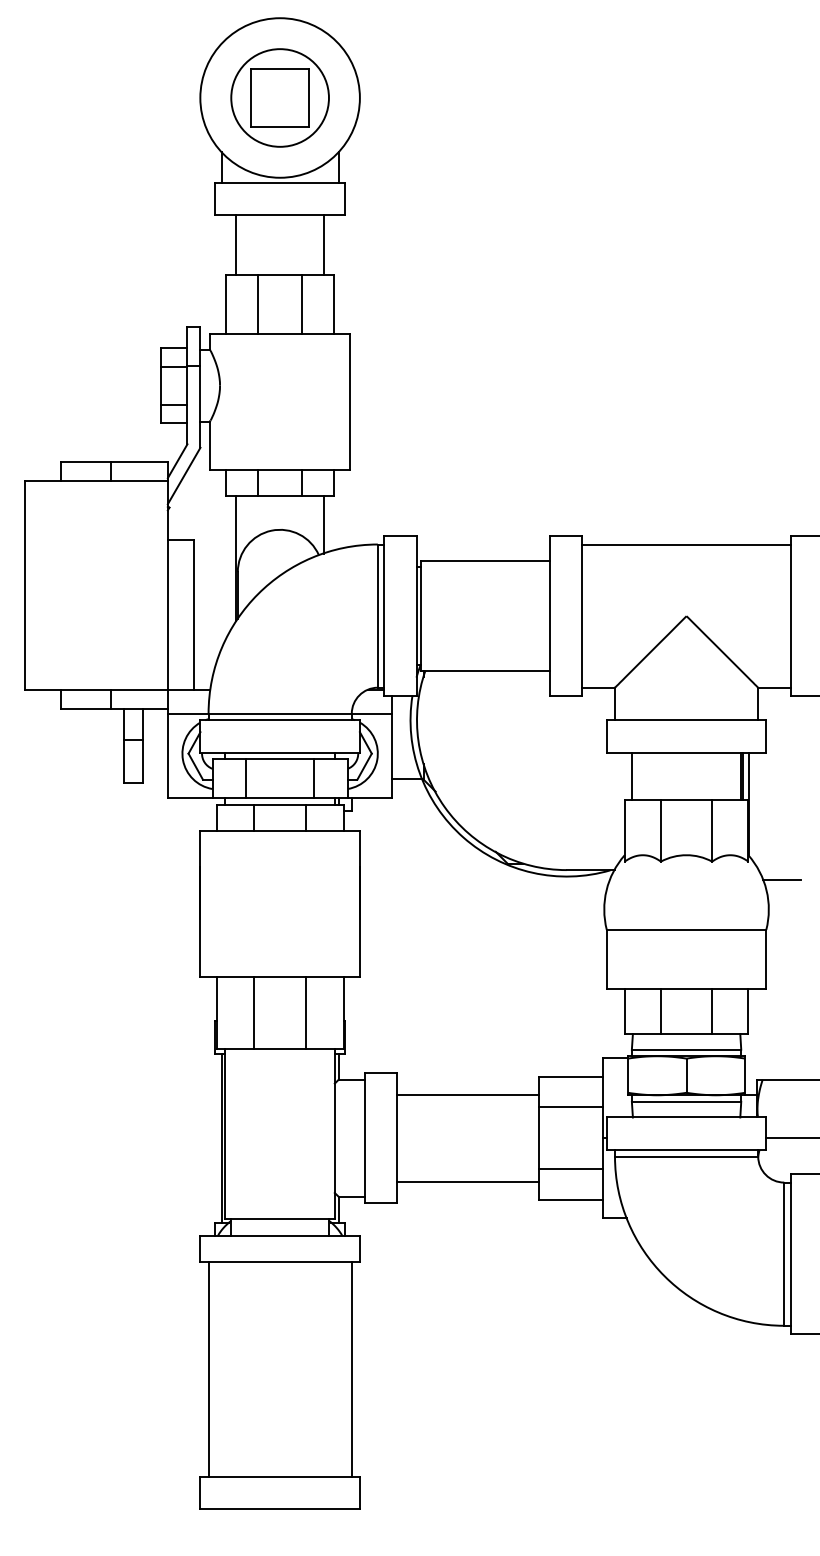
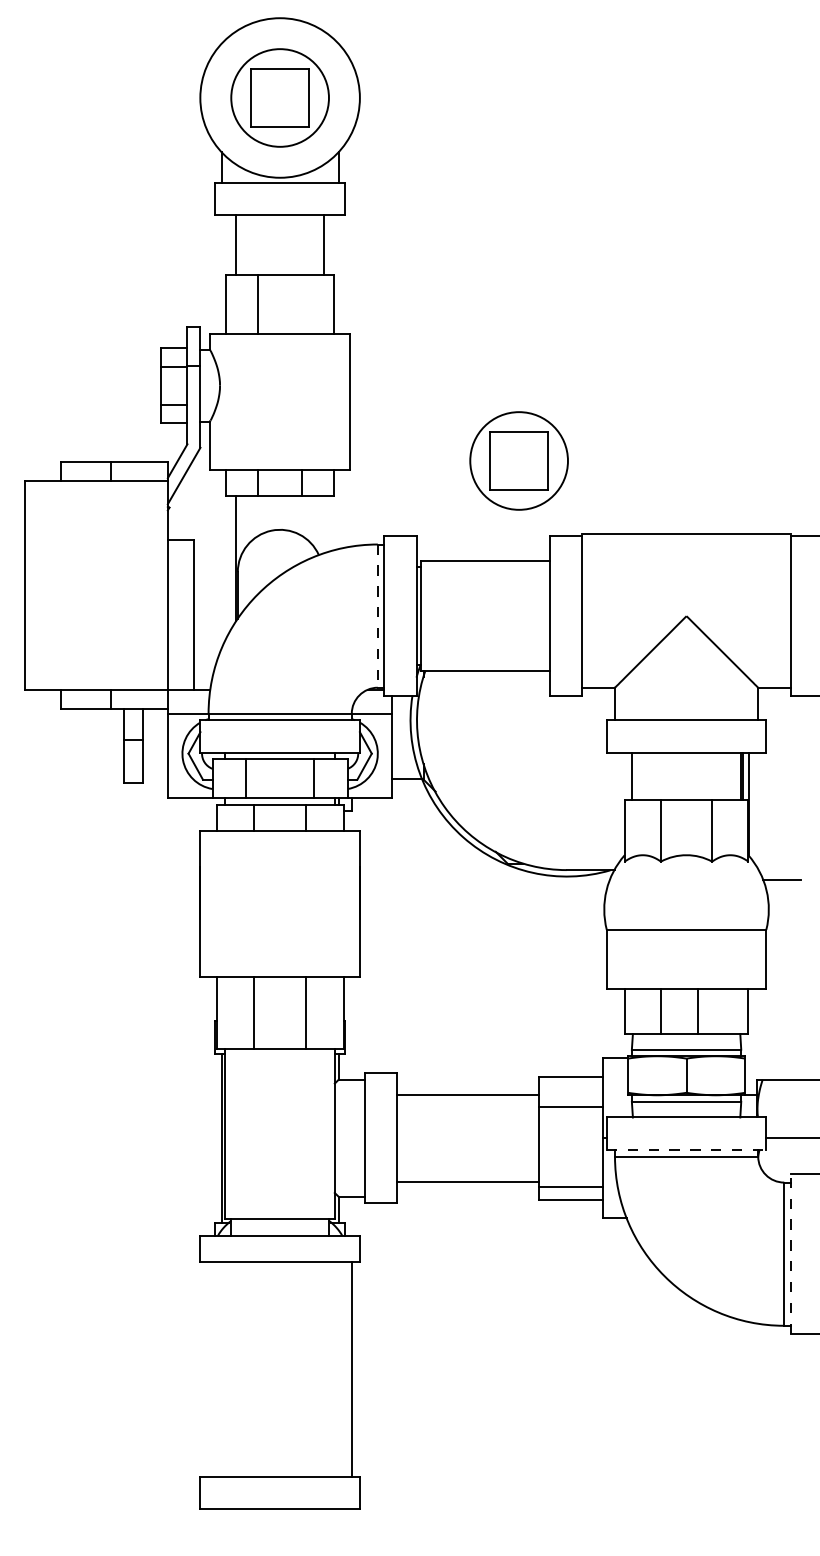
line: present -> none (302, 304)
part: none -> present (518, 460)
line: present -> none (323, 524)
line position: (686, 544) -> (686, 533) (686, 533)
line: solid -> dashed (377, 616)
line position: (712, 1011) -> (698, 1011) (698, 1011)
line: solid -> dashed (686, 1149)
line position: (570, 1169) -> (570, 1187) (570, 1187)
line: solid -> dashed (790, 1254)
line: present -> none (208, 1368)
